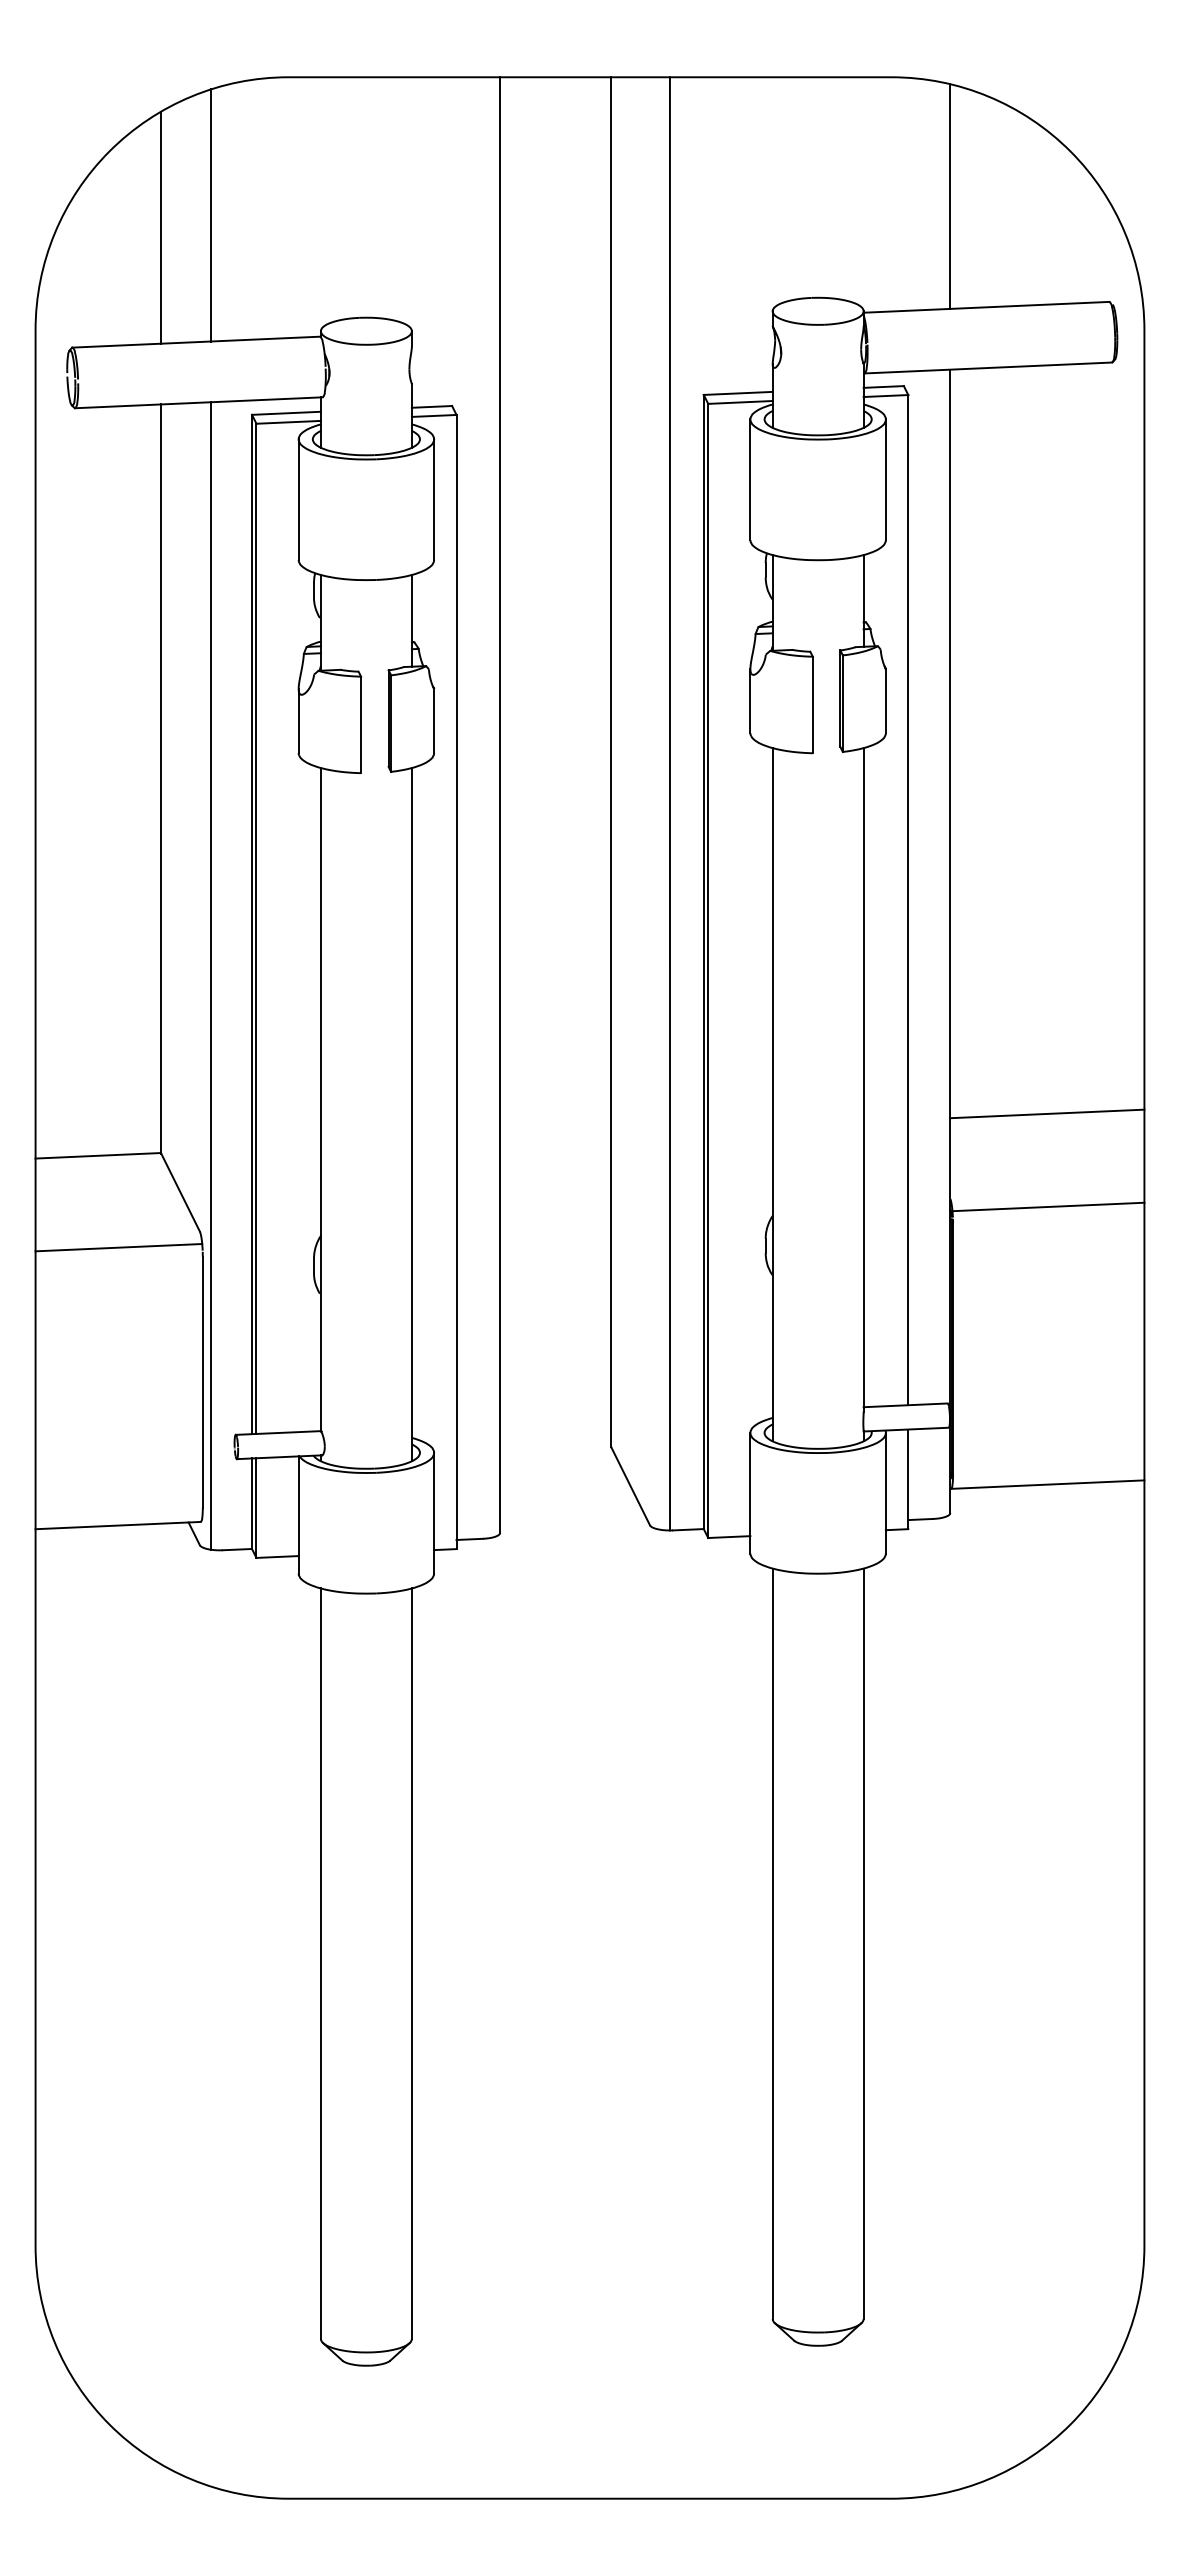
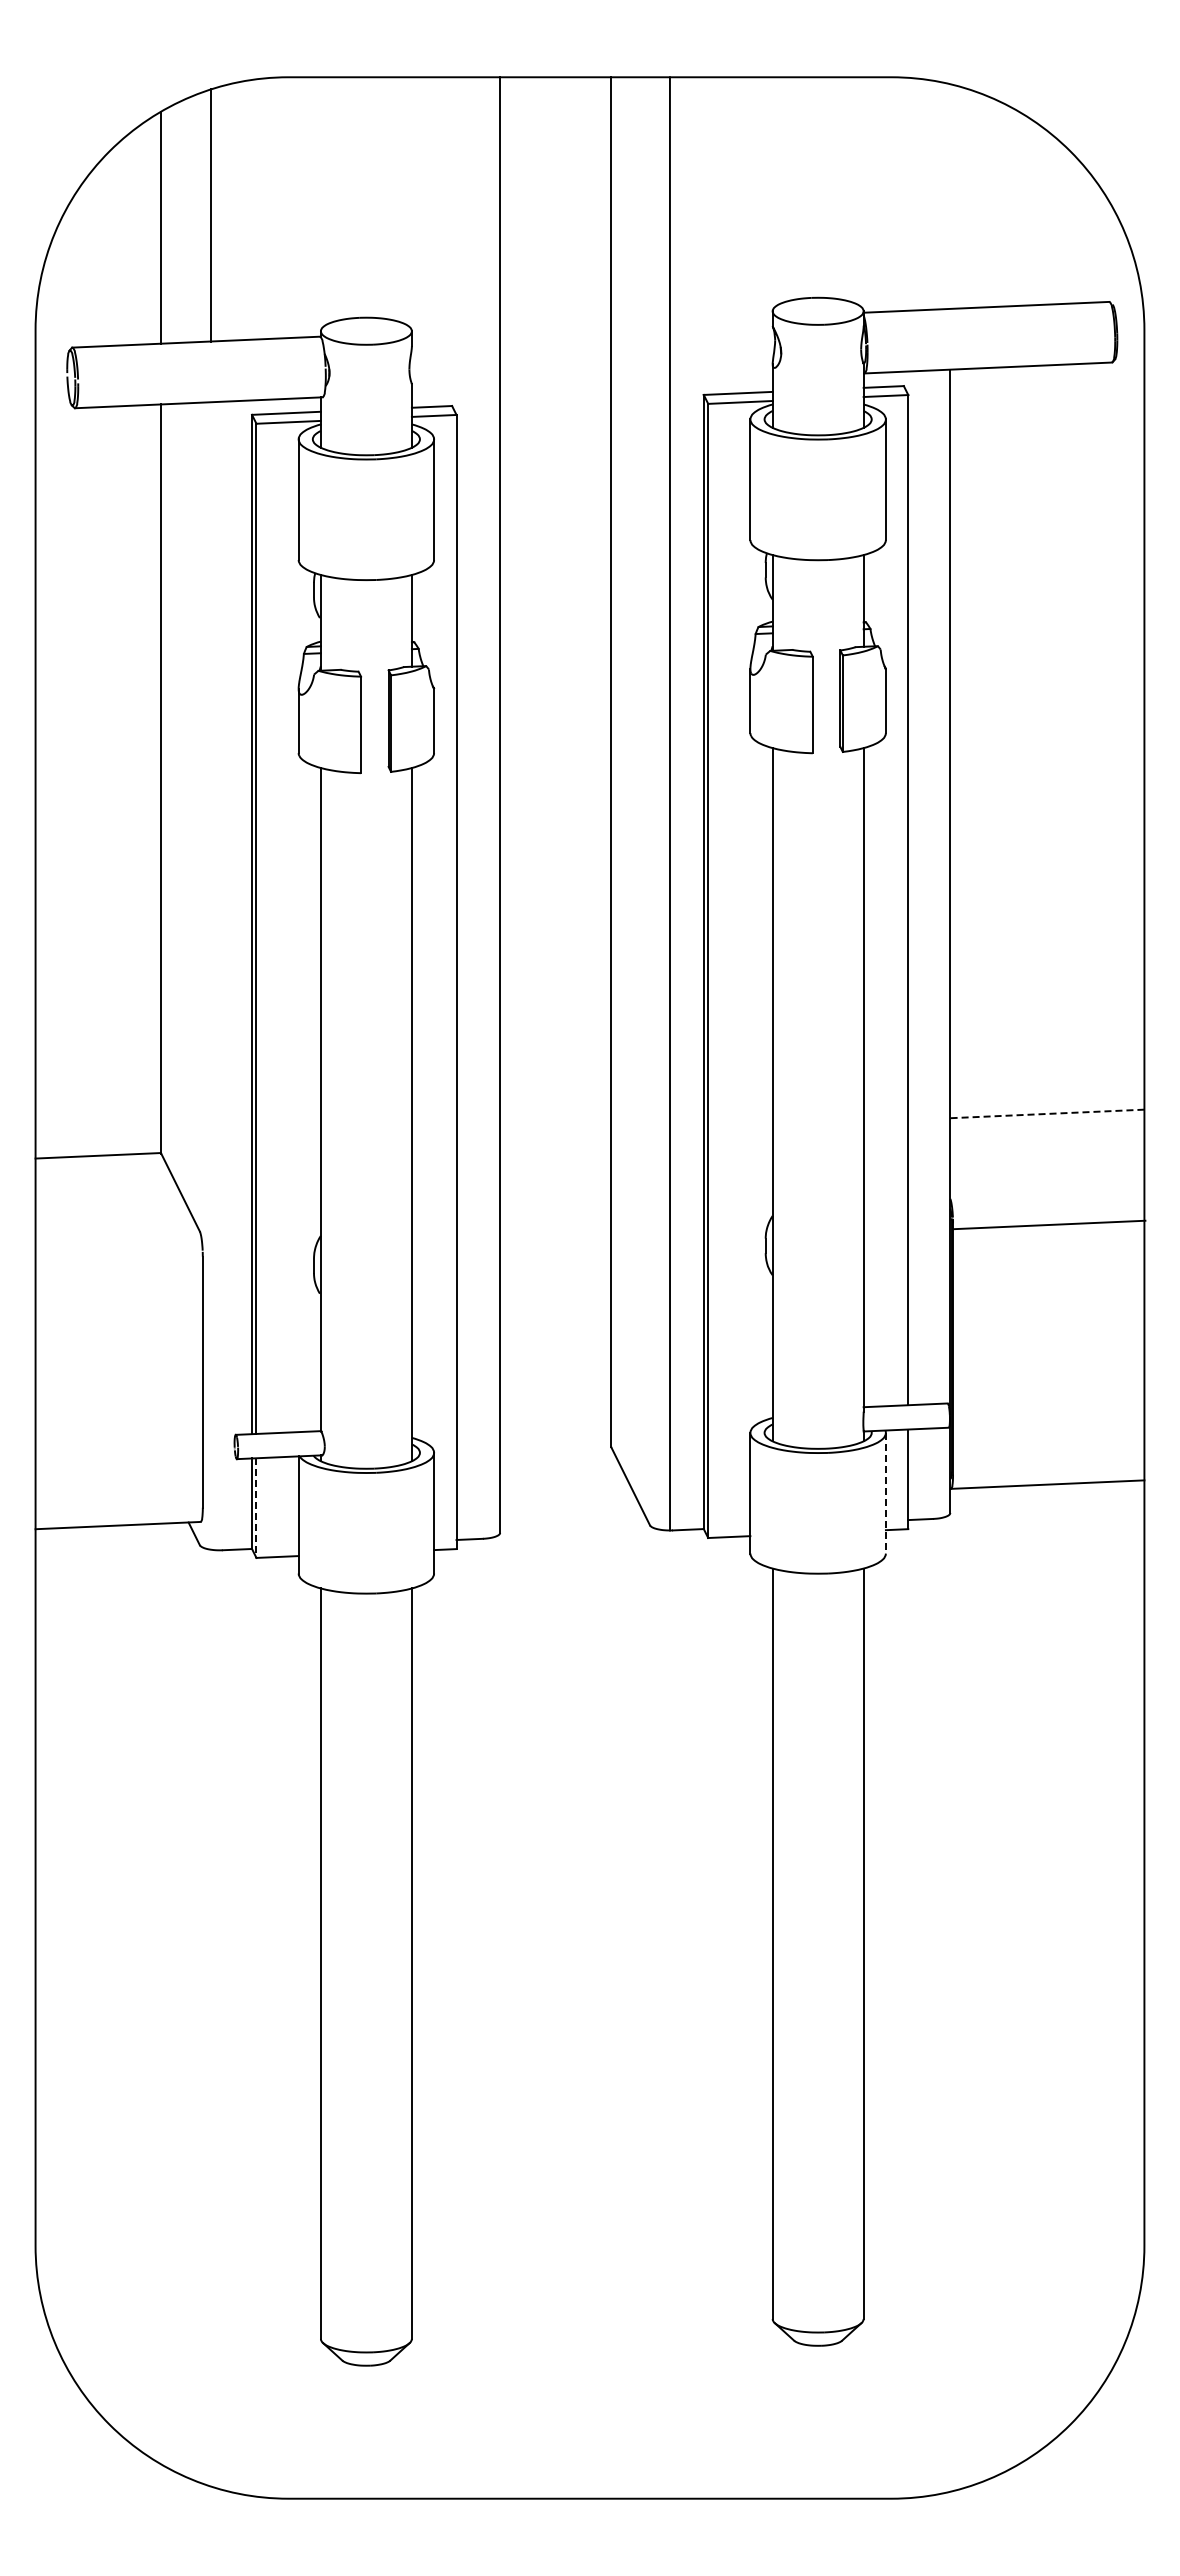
line: present -> none (950, 196)
line: present -> none (210, 975)
line: solid -> dashed (1046, 1113)
line position: (1048, 1206) -> (1049, 1224) (1049, 1224)
line: present -> none (118, 1247)
line: solid -> dashed (885, 1493)
line: solid -> dashed (256, 1508)
